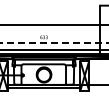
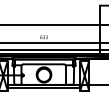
line: dashed -> solid (54, 43)
